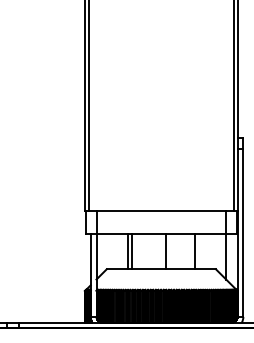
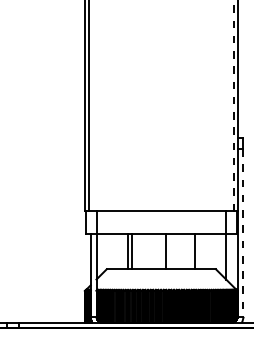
line: solid -> dashed (233, 105)
line: solid -> dashed (243, 233)
